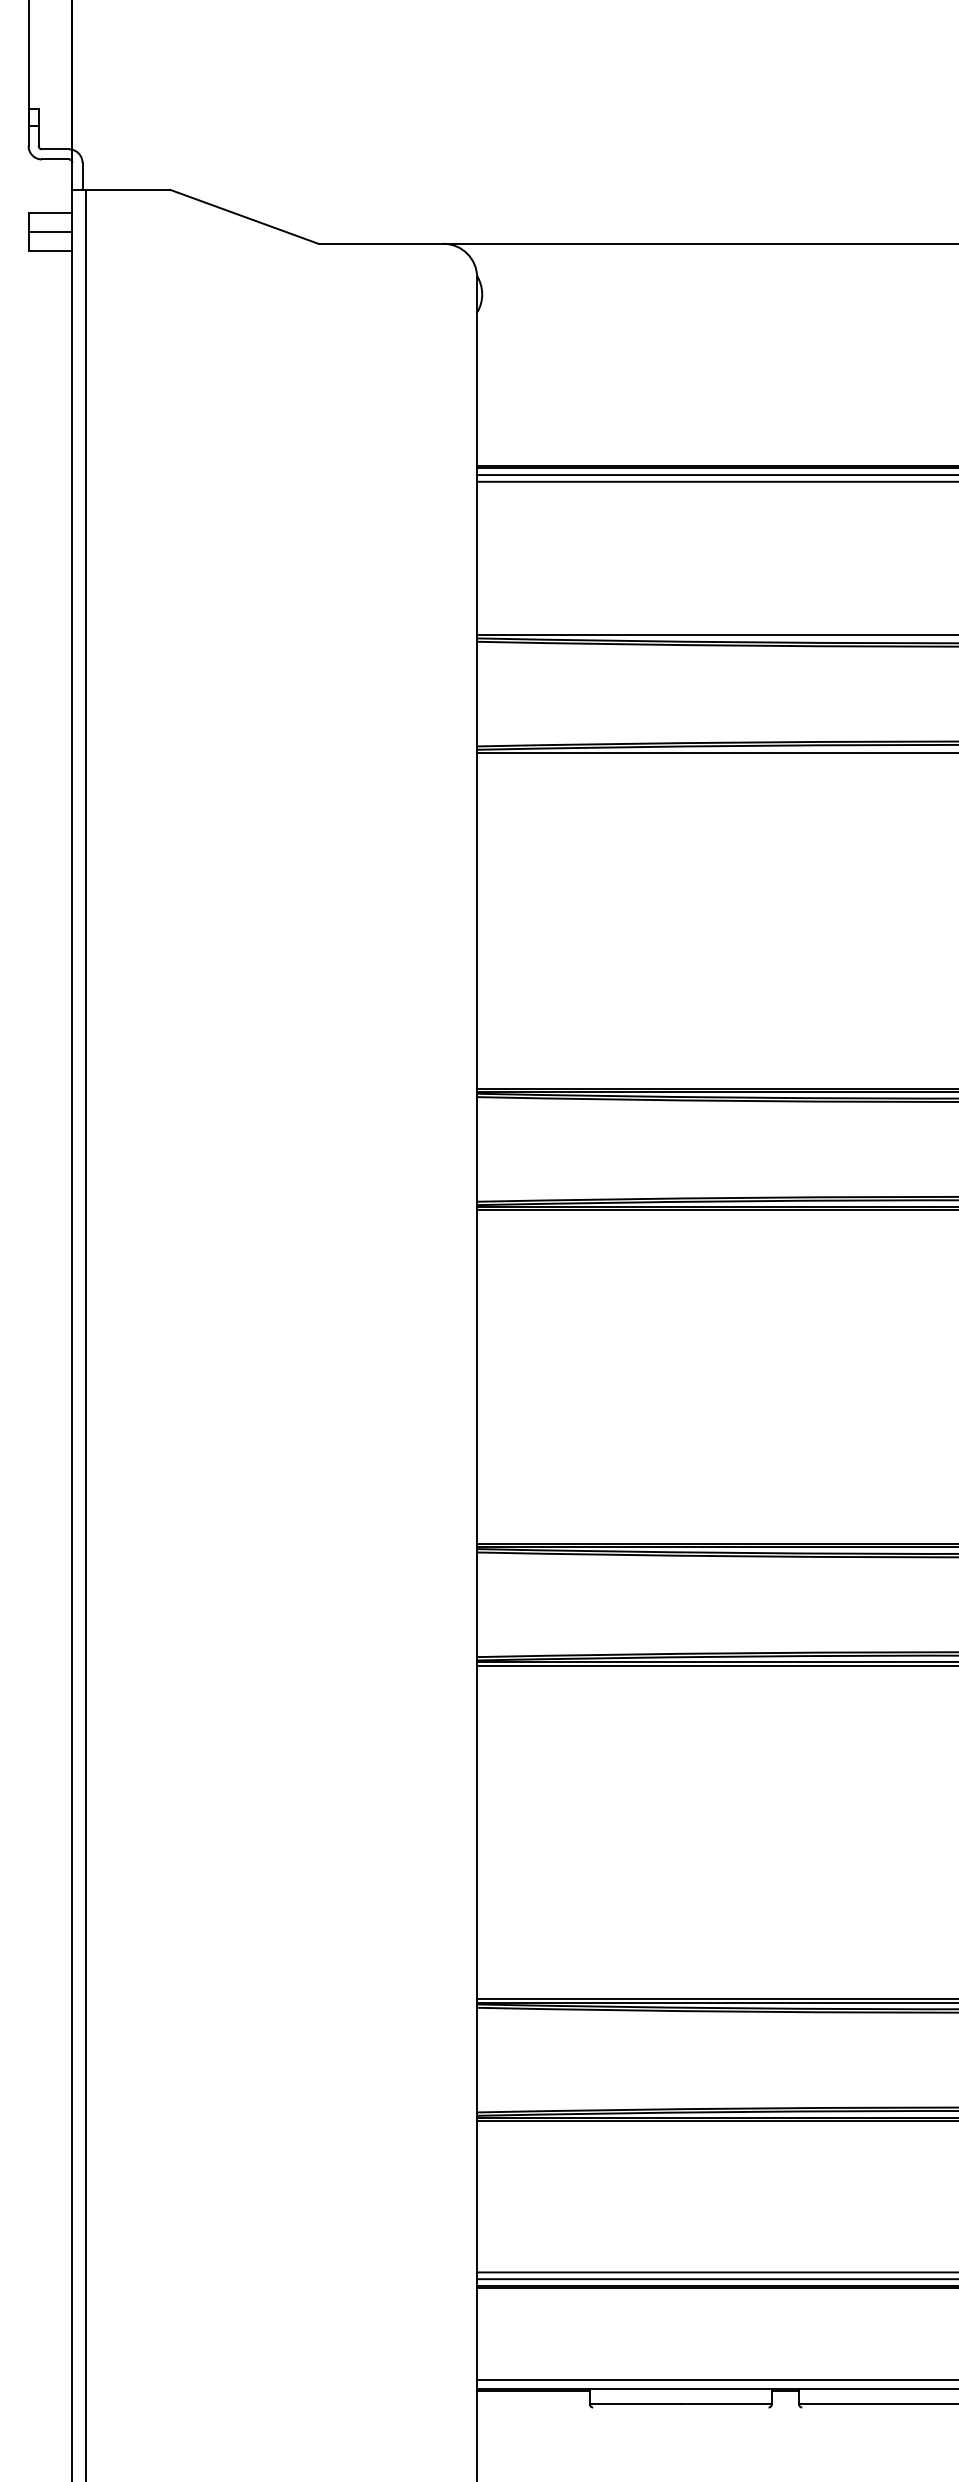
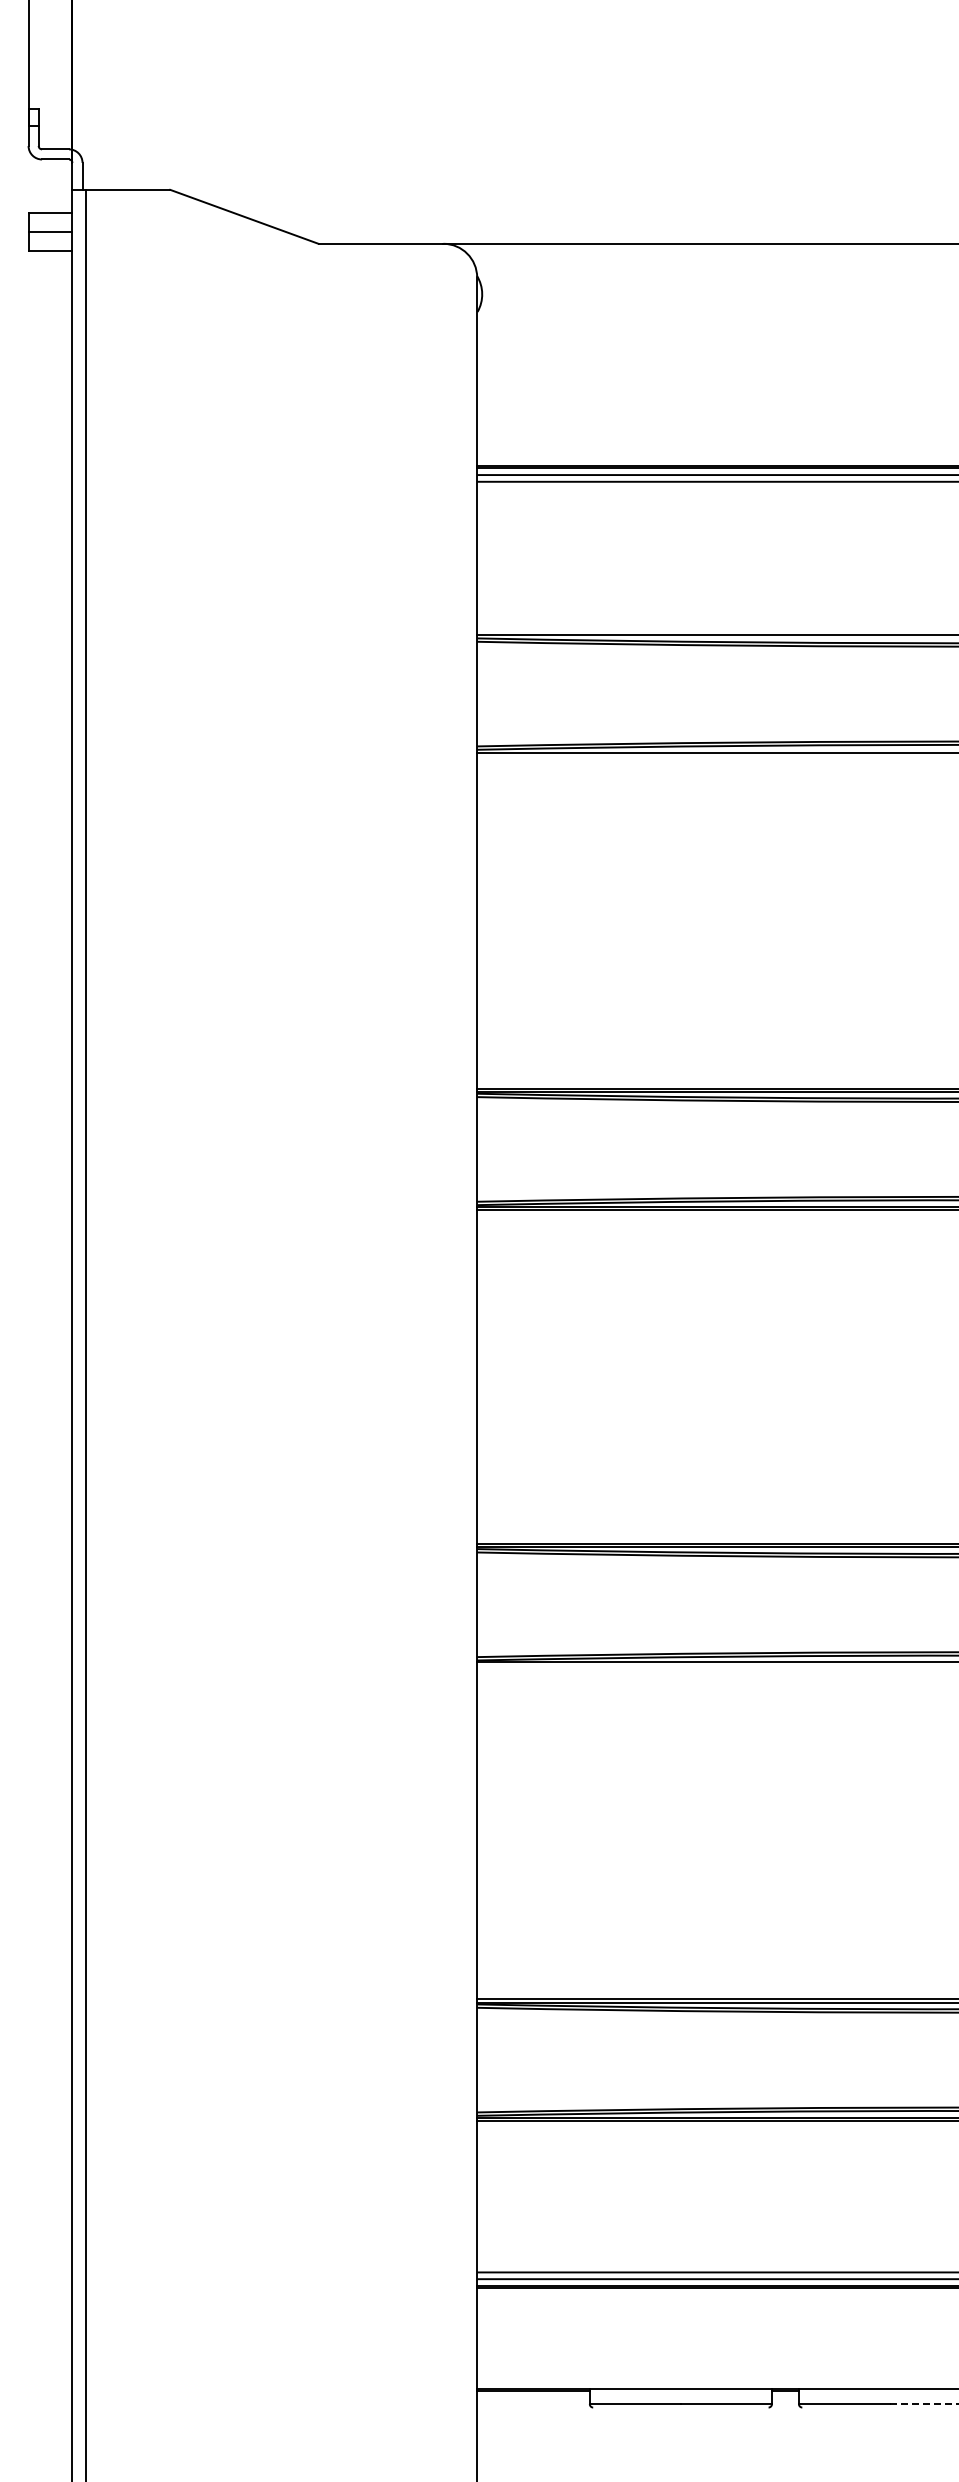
line: present -> none (716, 1665)
line: present -> none (716, 2380)
line: solid -> dashed (924, 2404)
